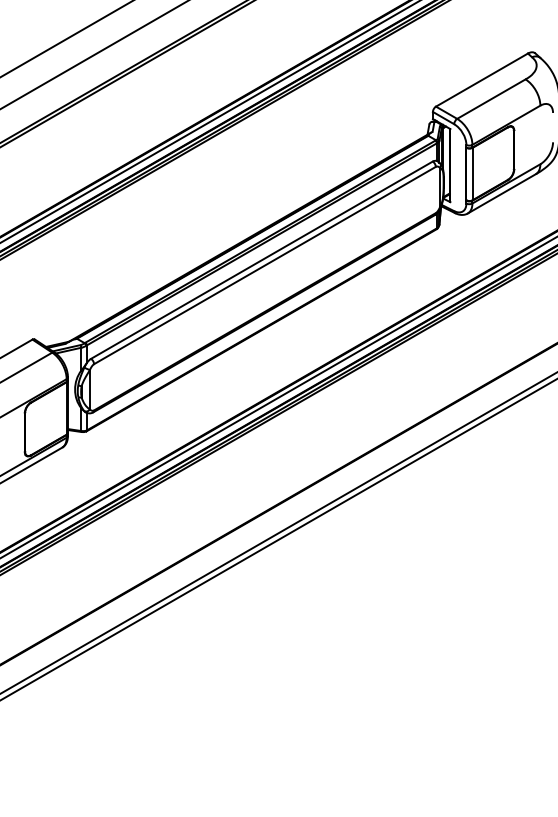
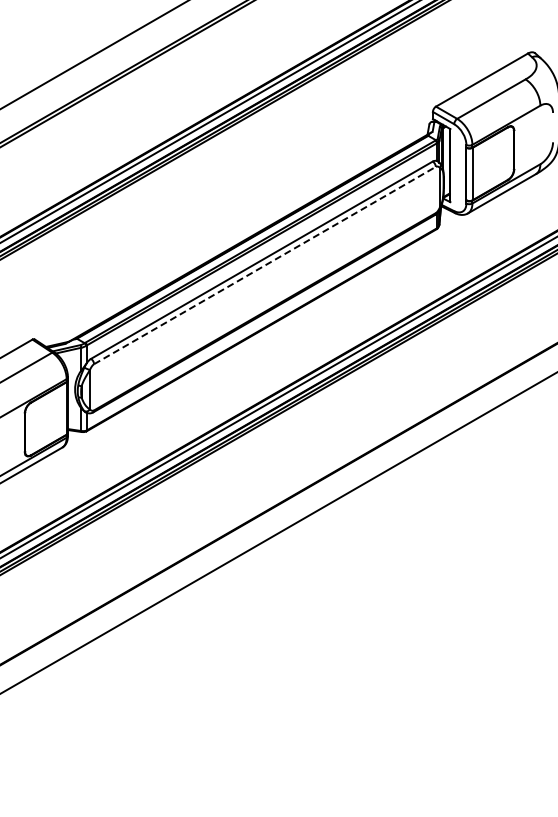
line: present -> none (66, 39)
line: solid -> dashed (265, 265)
line: present -> none (278, 539)
